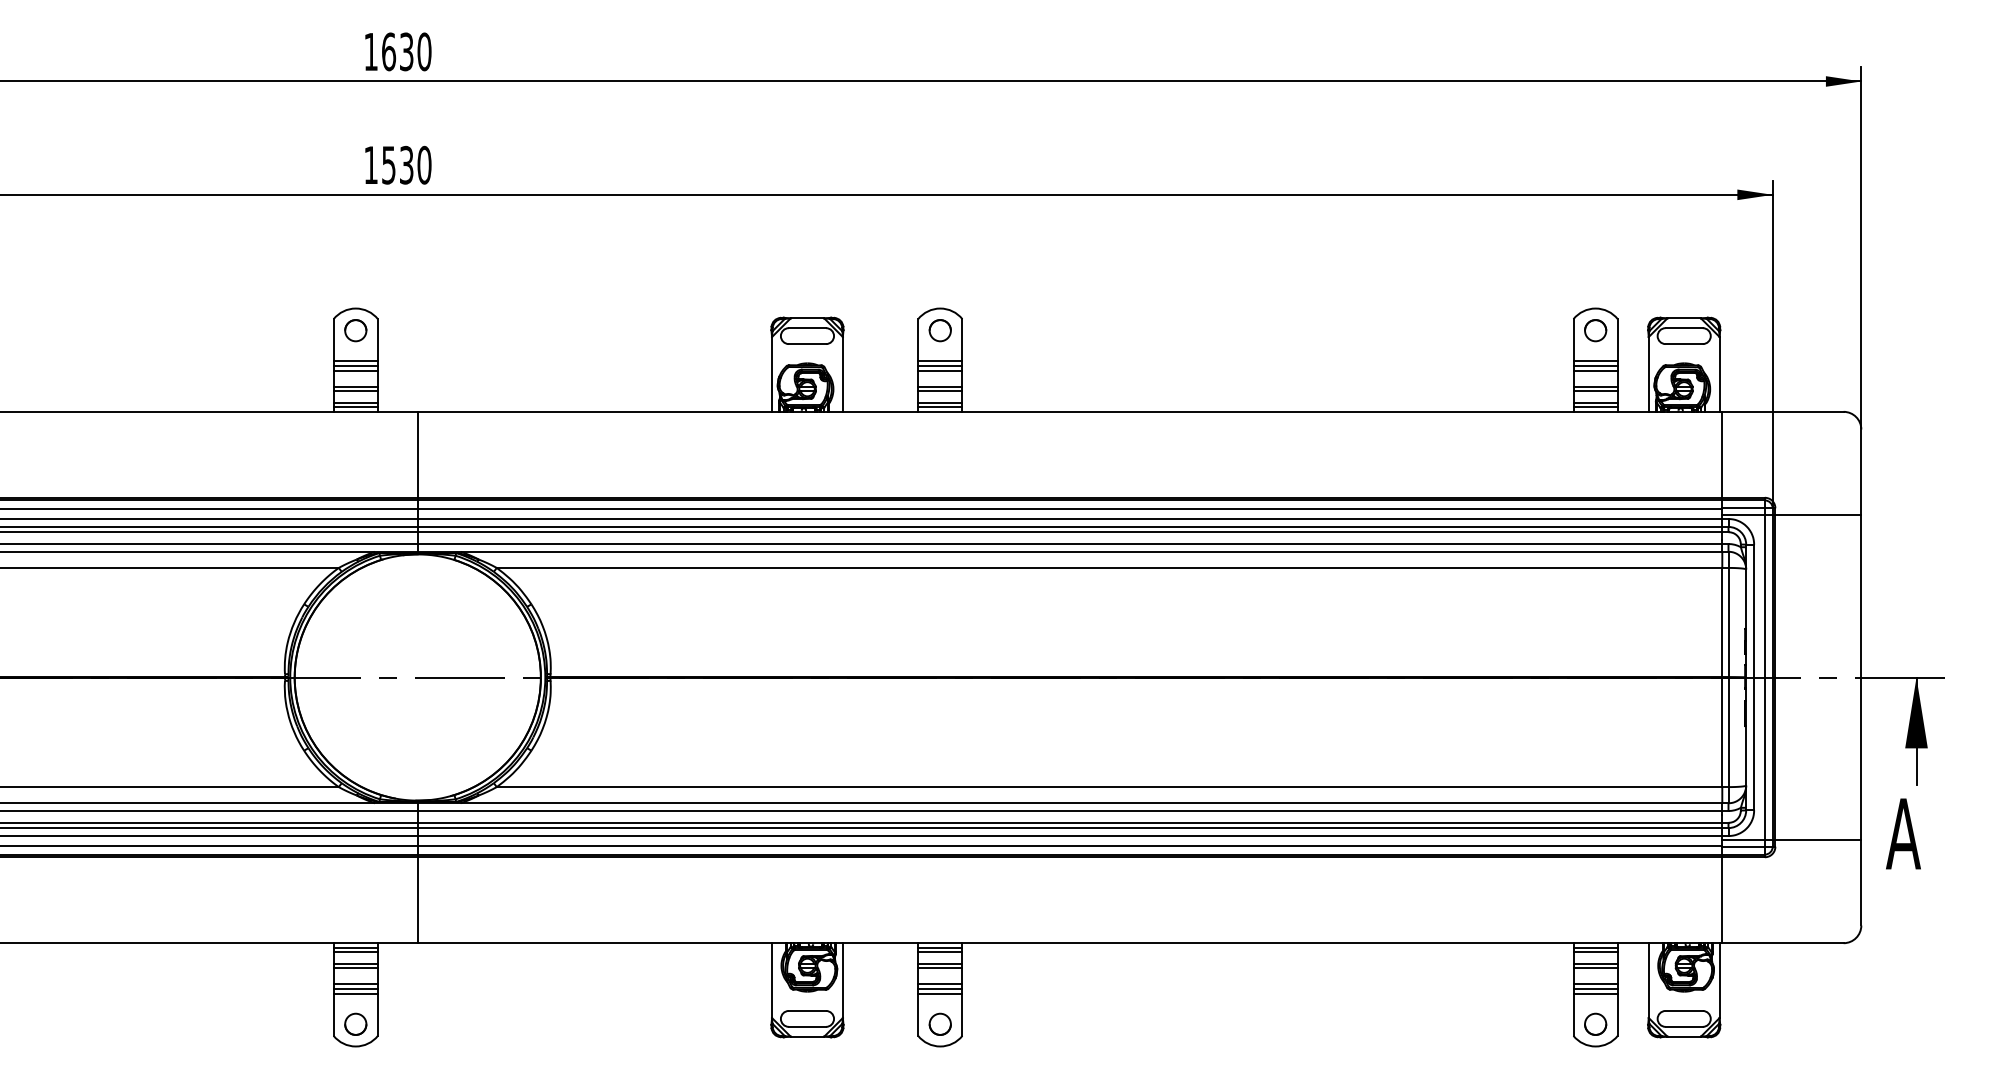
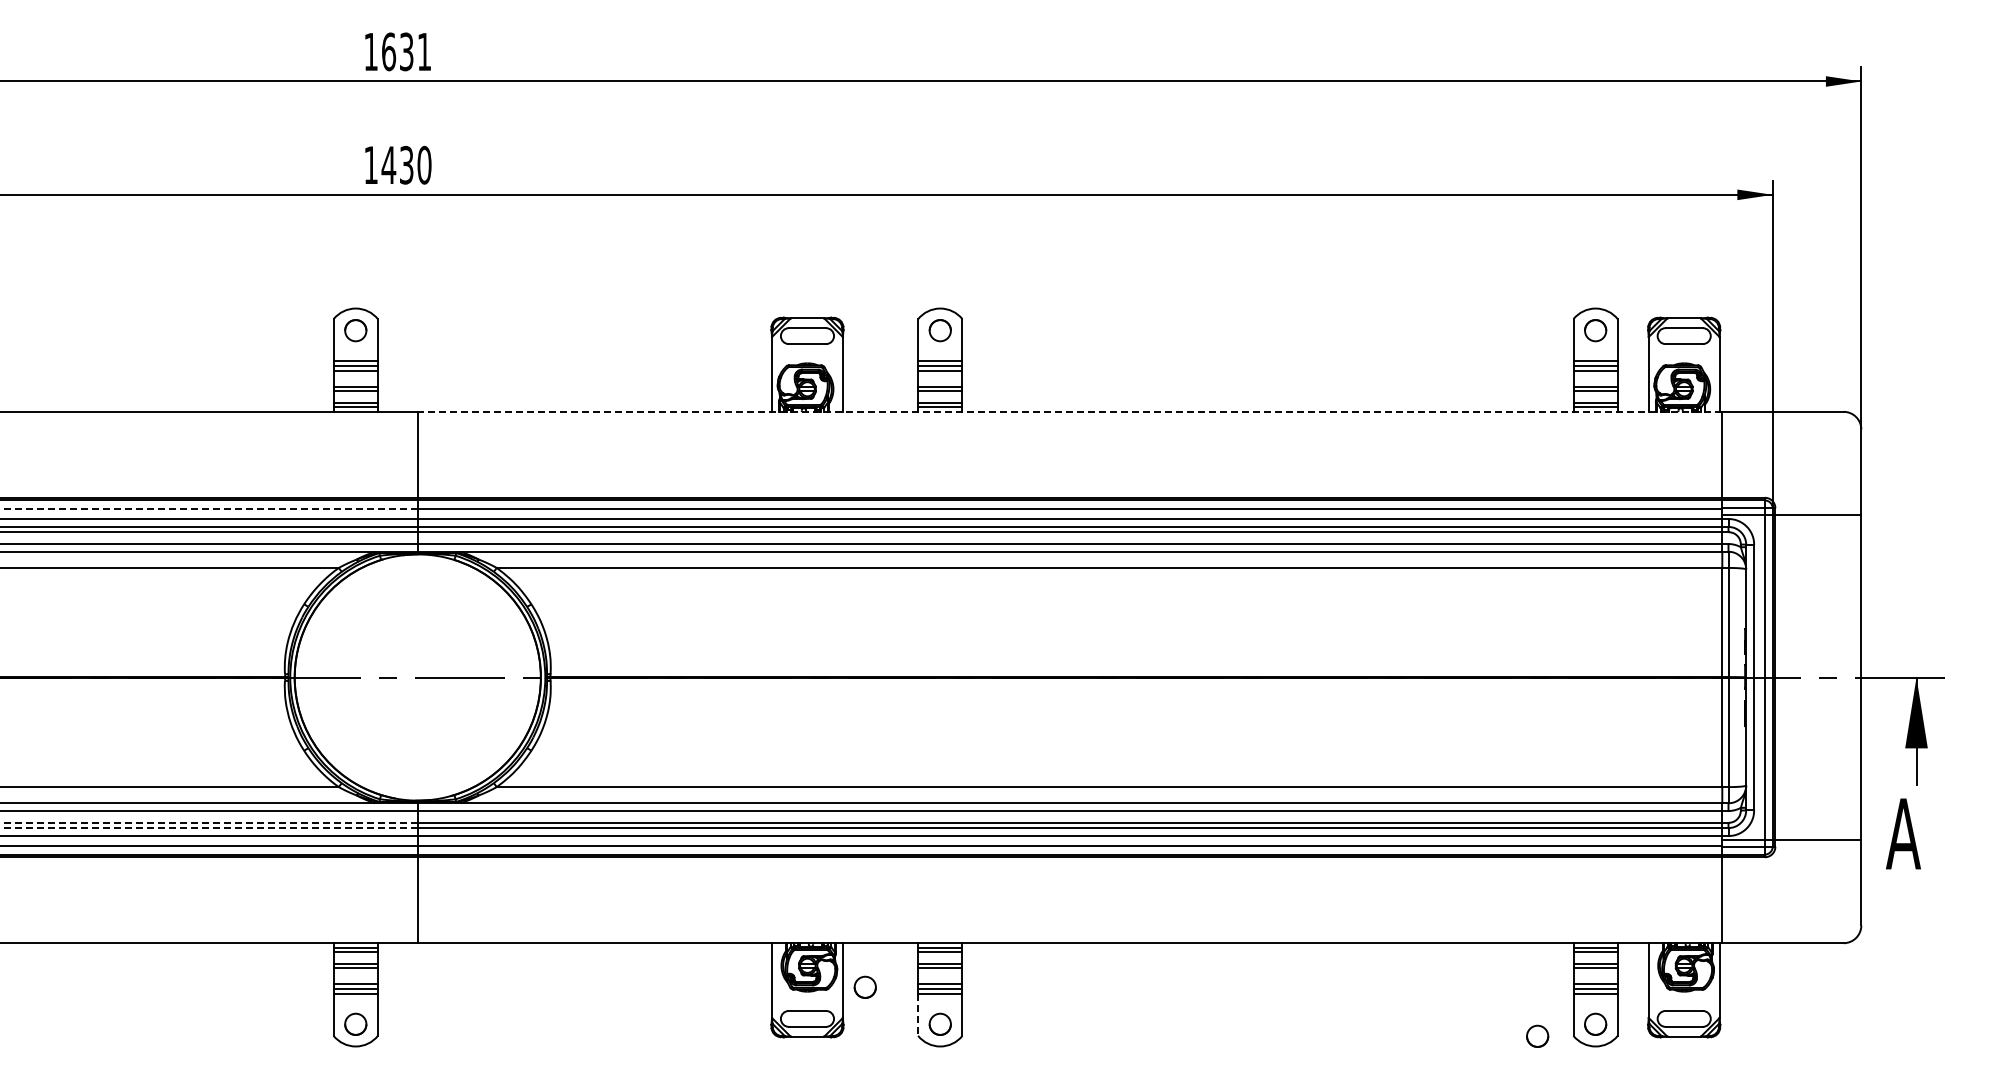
text: 1630 -> 1631 (424, 51)
text: 1530 -> 1430 (388, 165)
line: solid -> dashed (1069, 411)
line: solid -> dashed (209, 508)
line: solid -> dashed (208, 822)
line: solid -> dashed (208, 828)
circle: none -> present (864, 986)
line: solid -> dashed (918, 1015)
circle: none -> present (1537, 1035)
